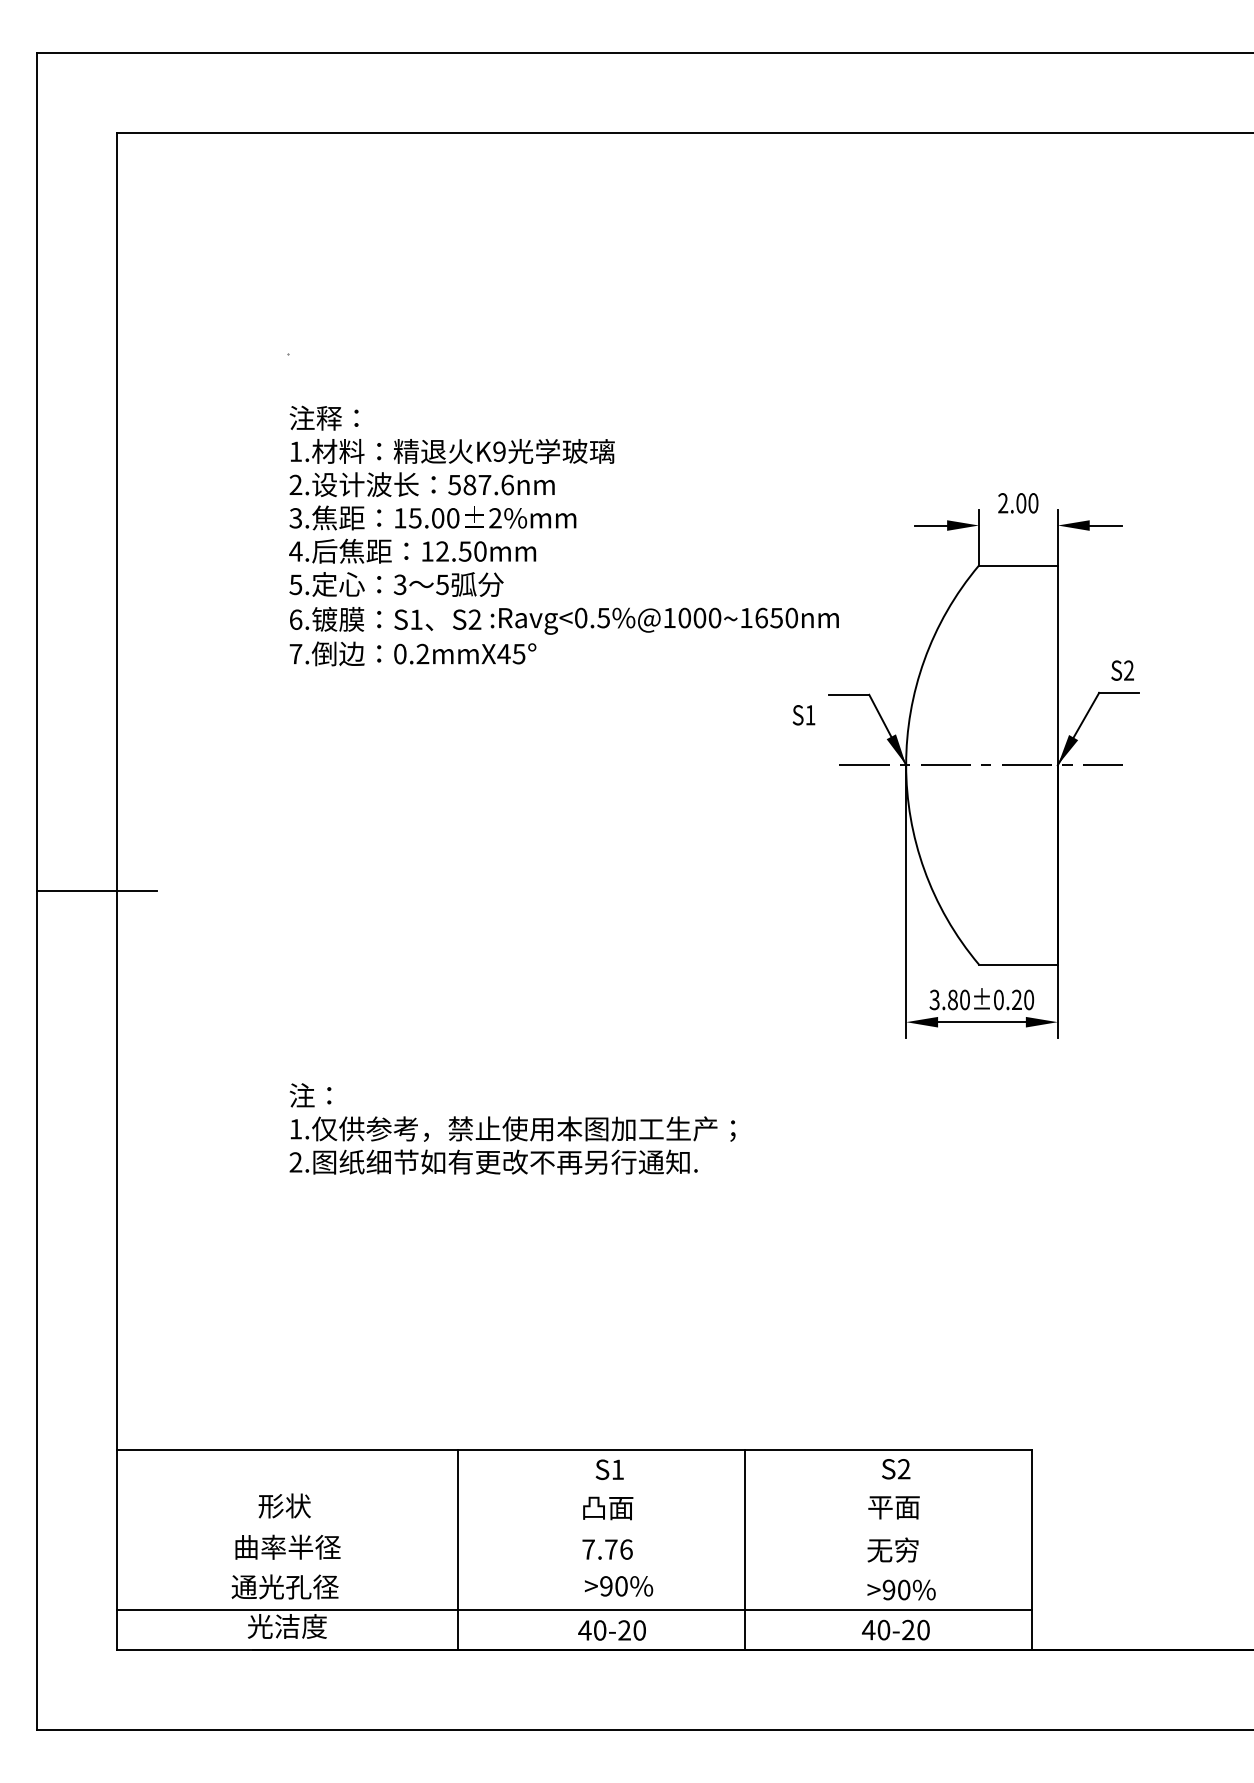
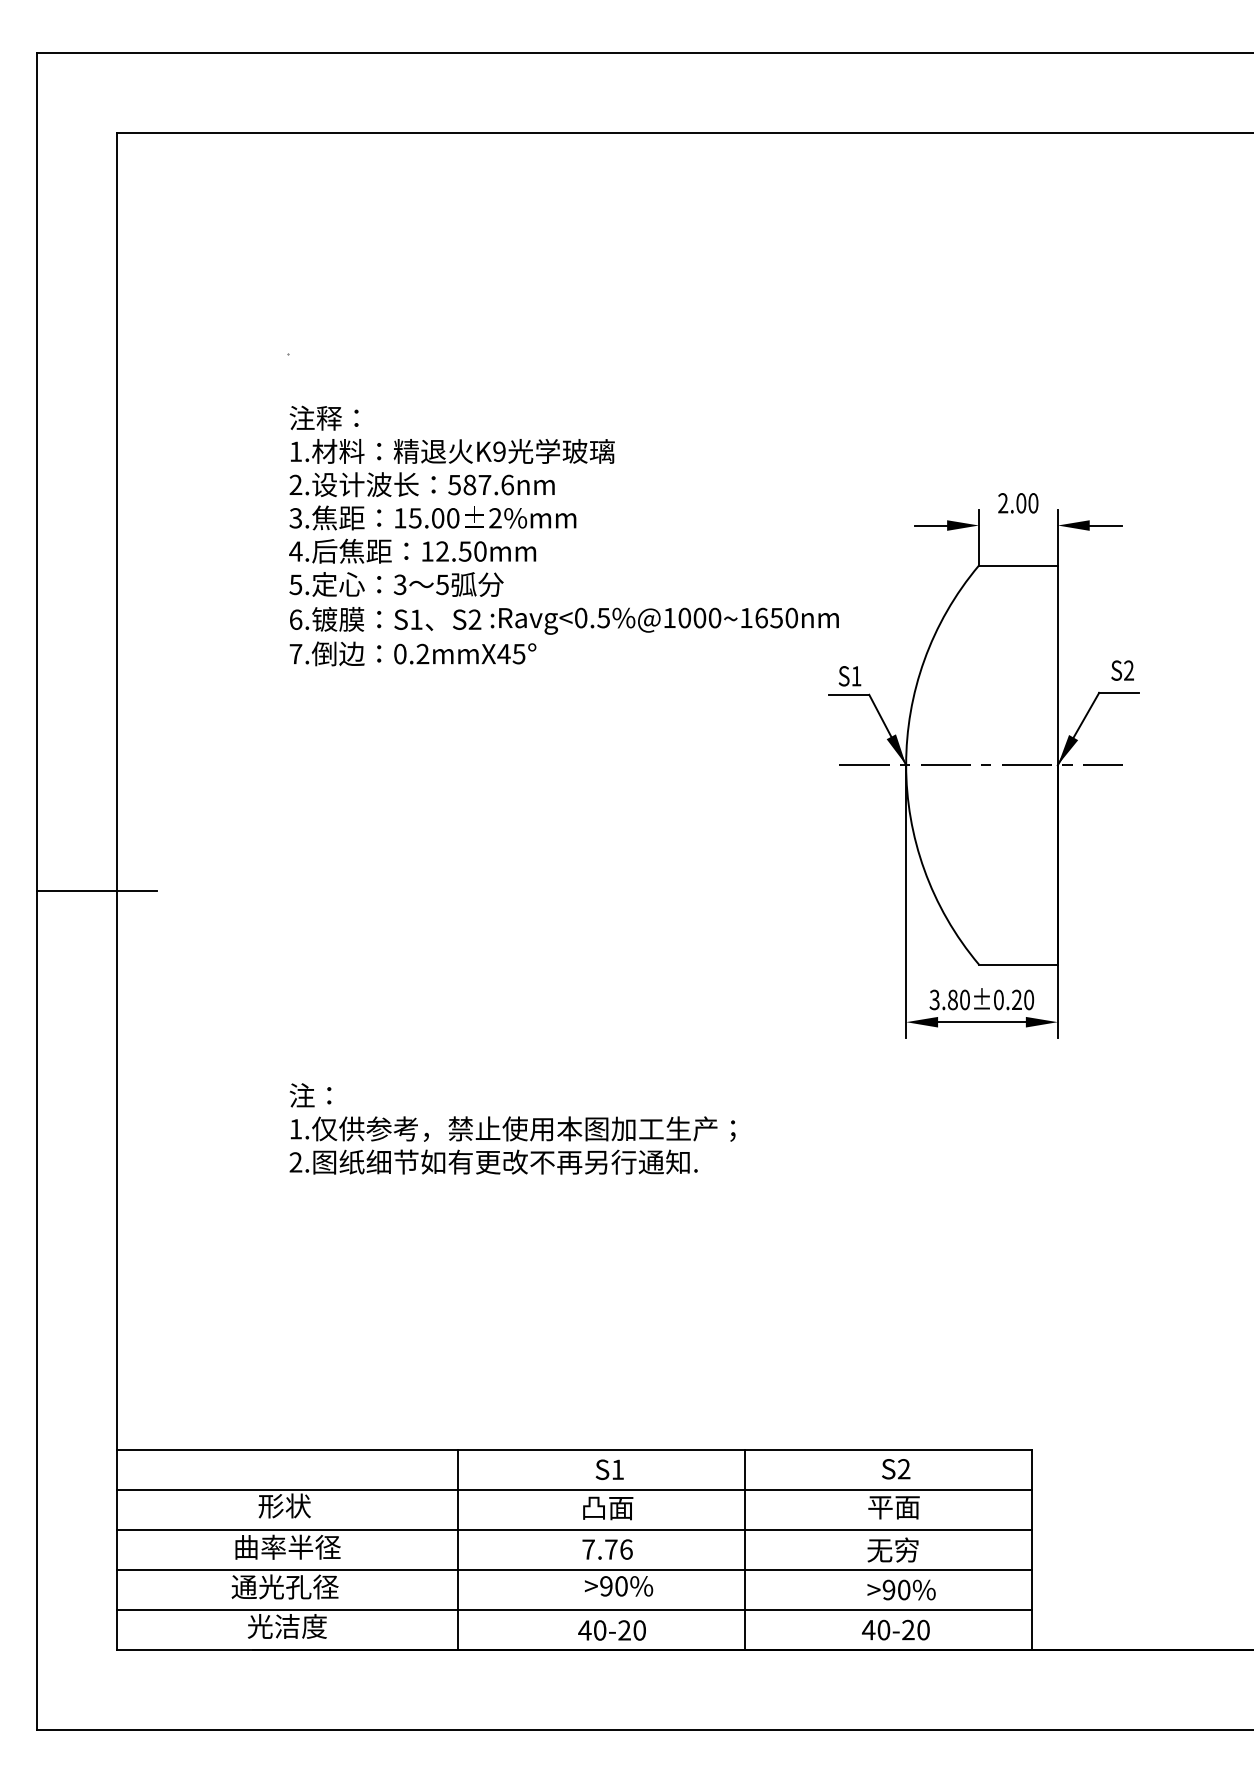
text position: (803, 715) -> (849, 676) (849, 676)
line: none -> present (574, 1490)
line: none -> present (574, 1529)
line: none -> present (574, 1569)
